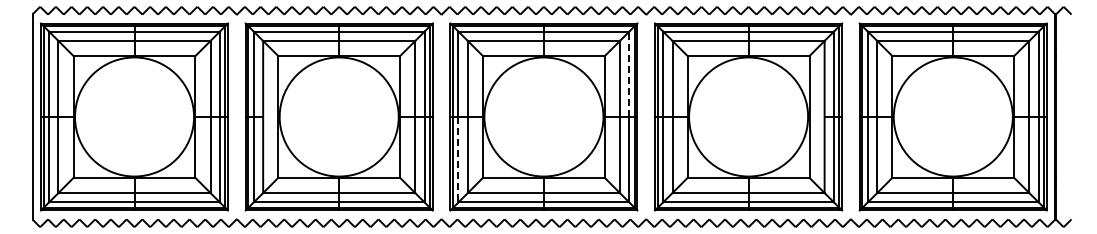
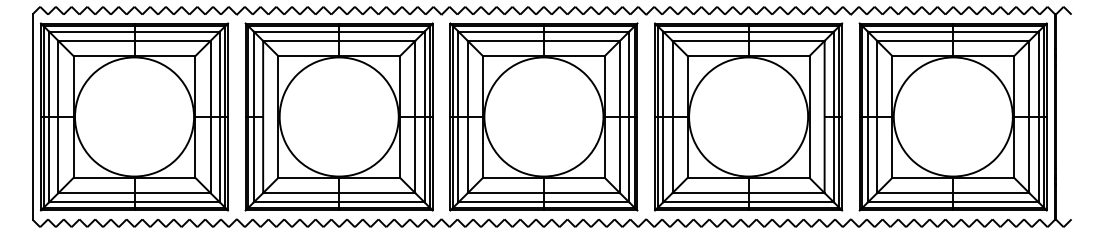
line: dashed -> solid (629, 74)
line: dashed -> solid (458, 159)
